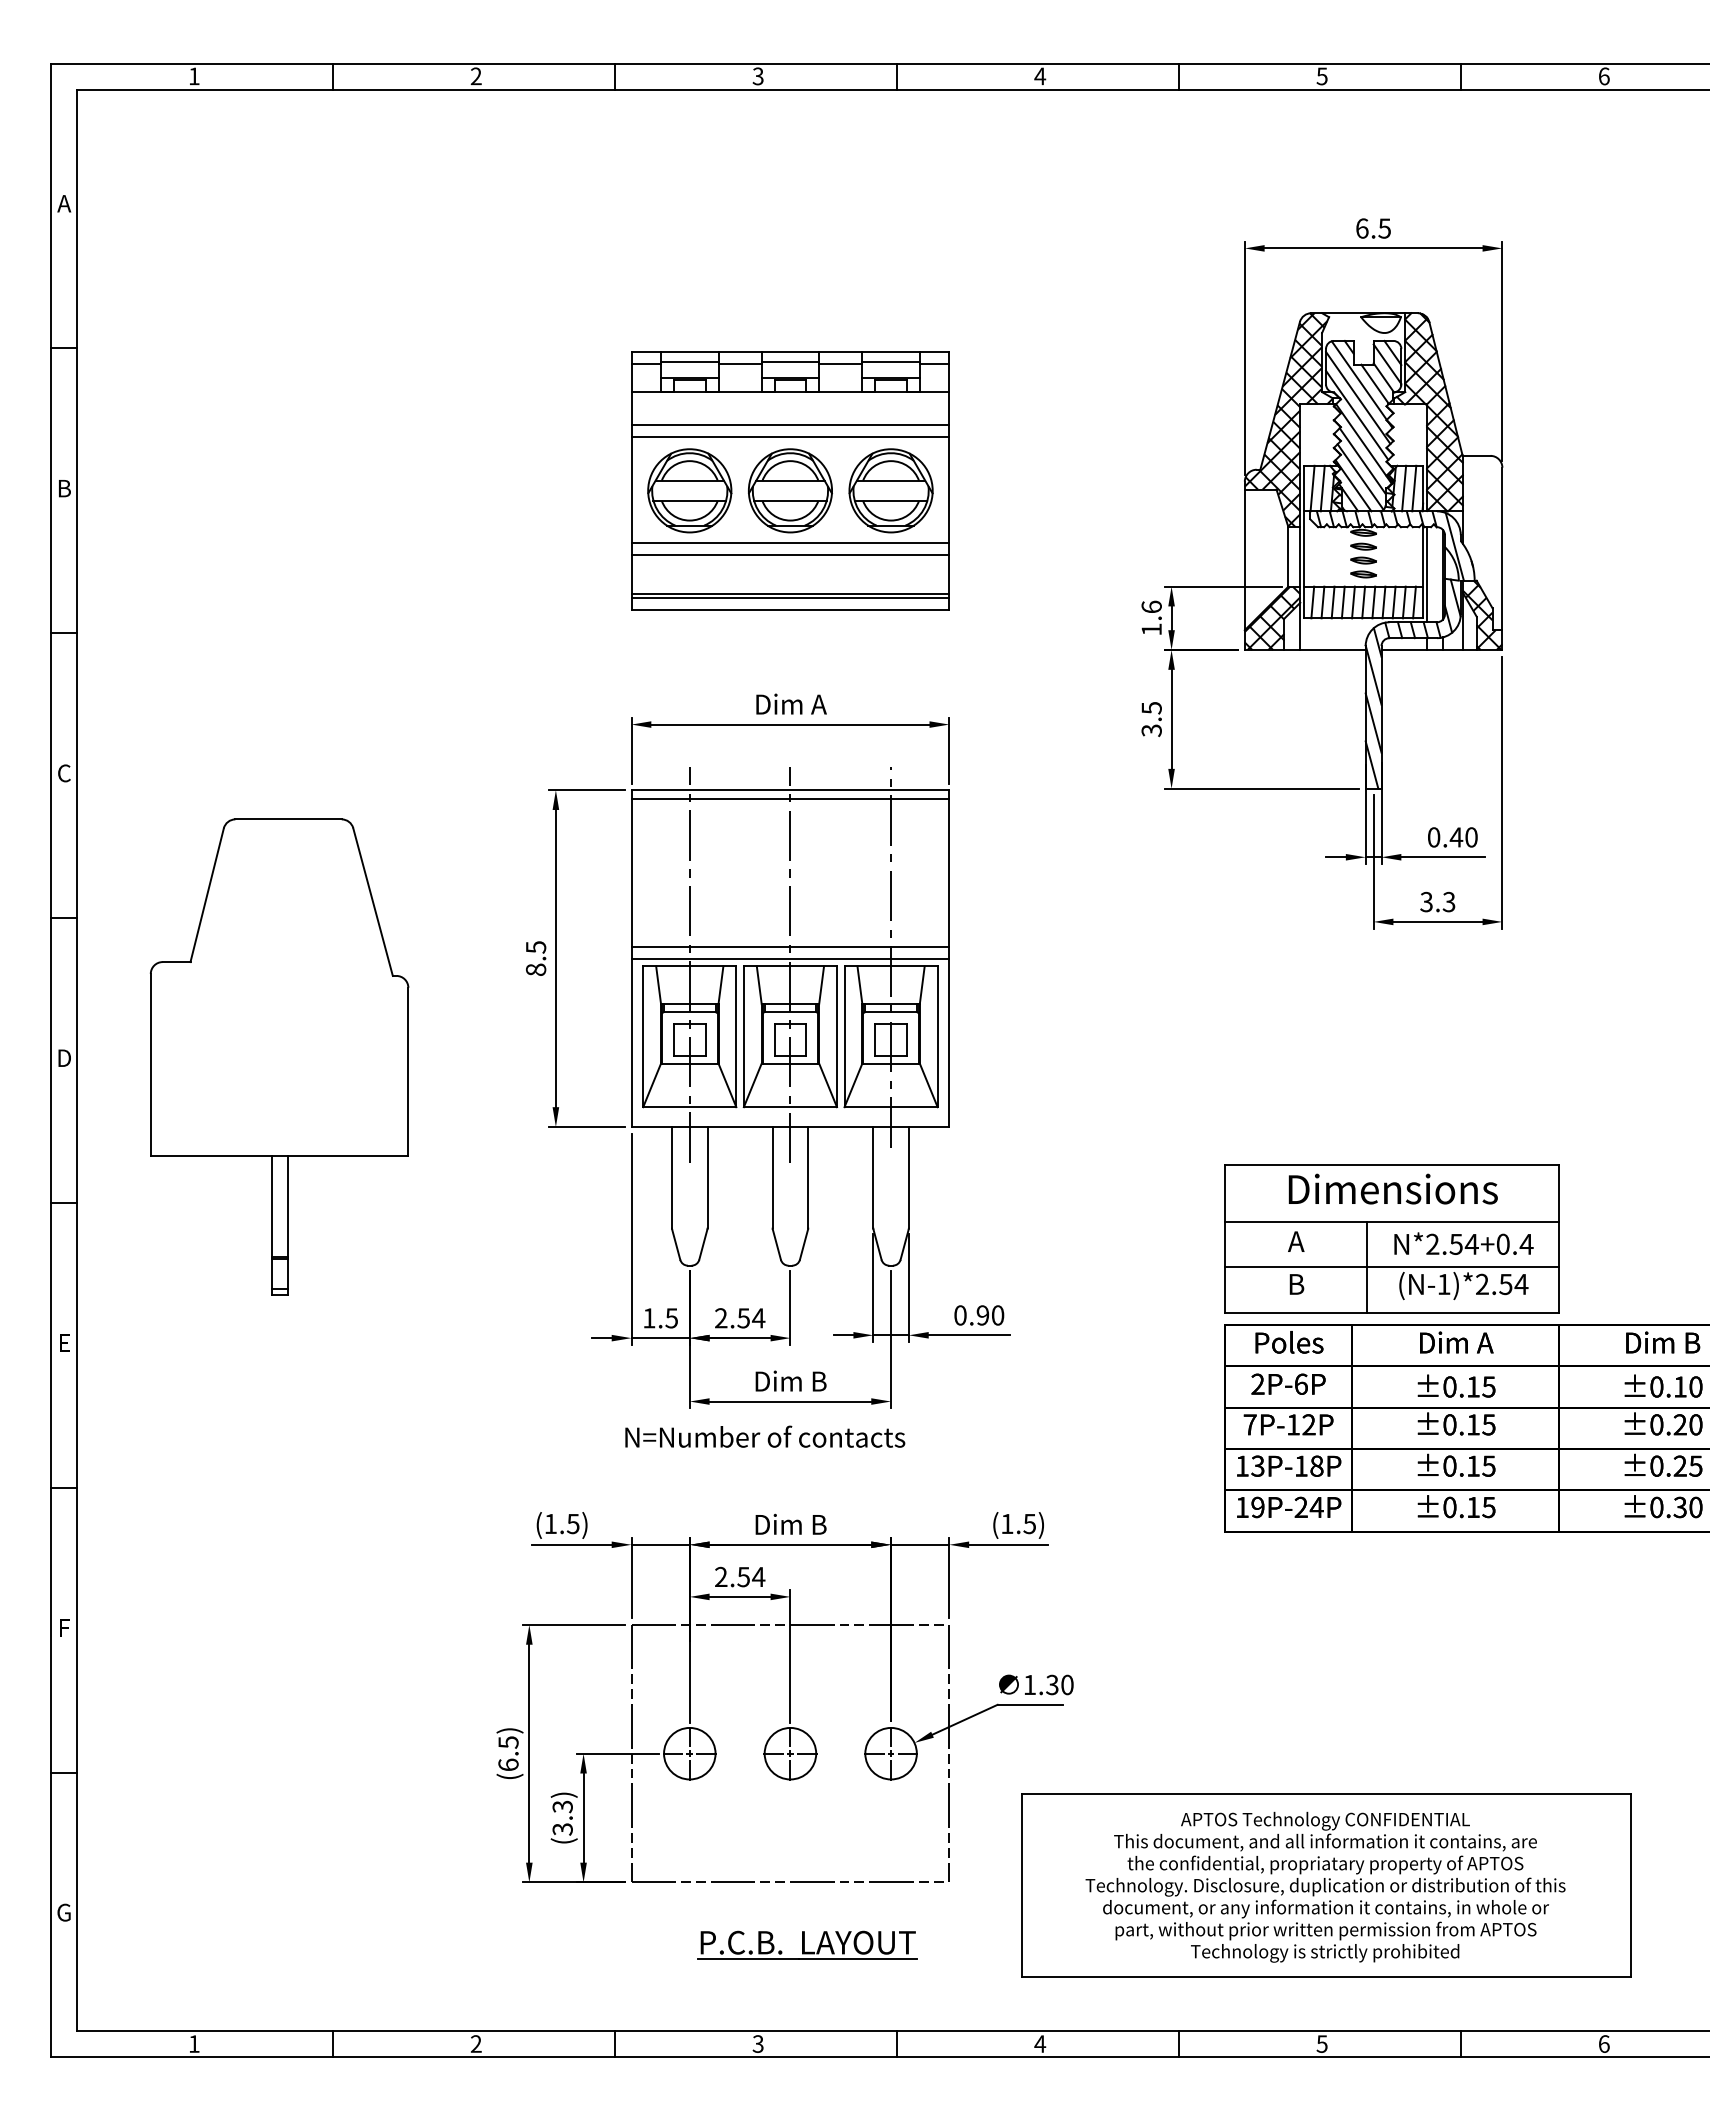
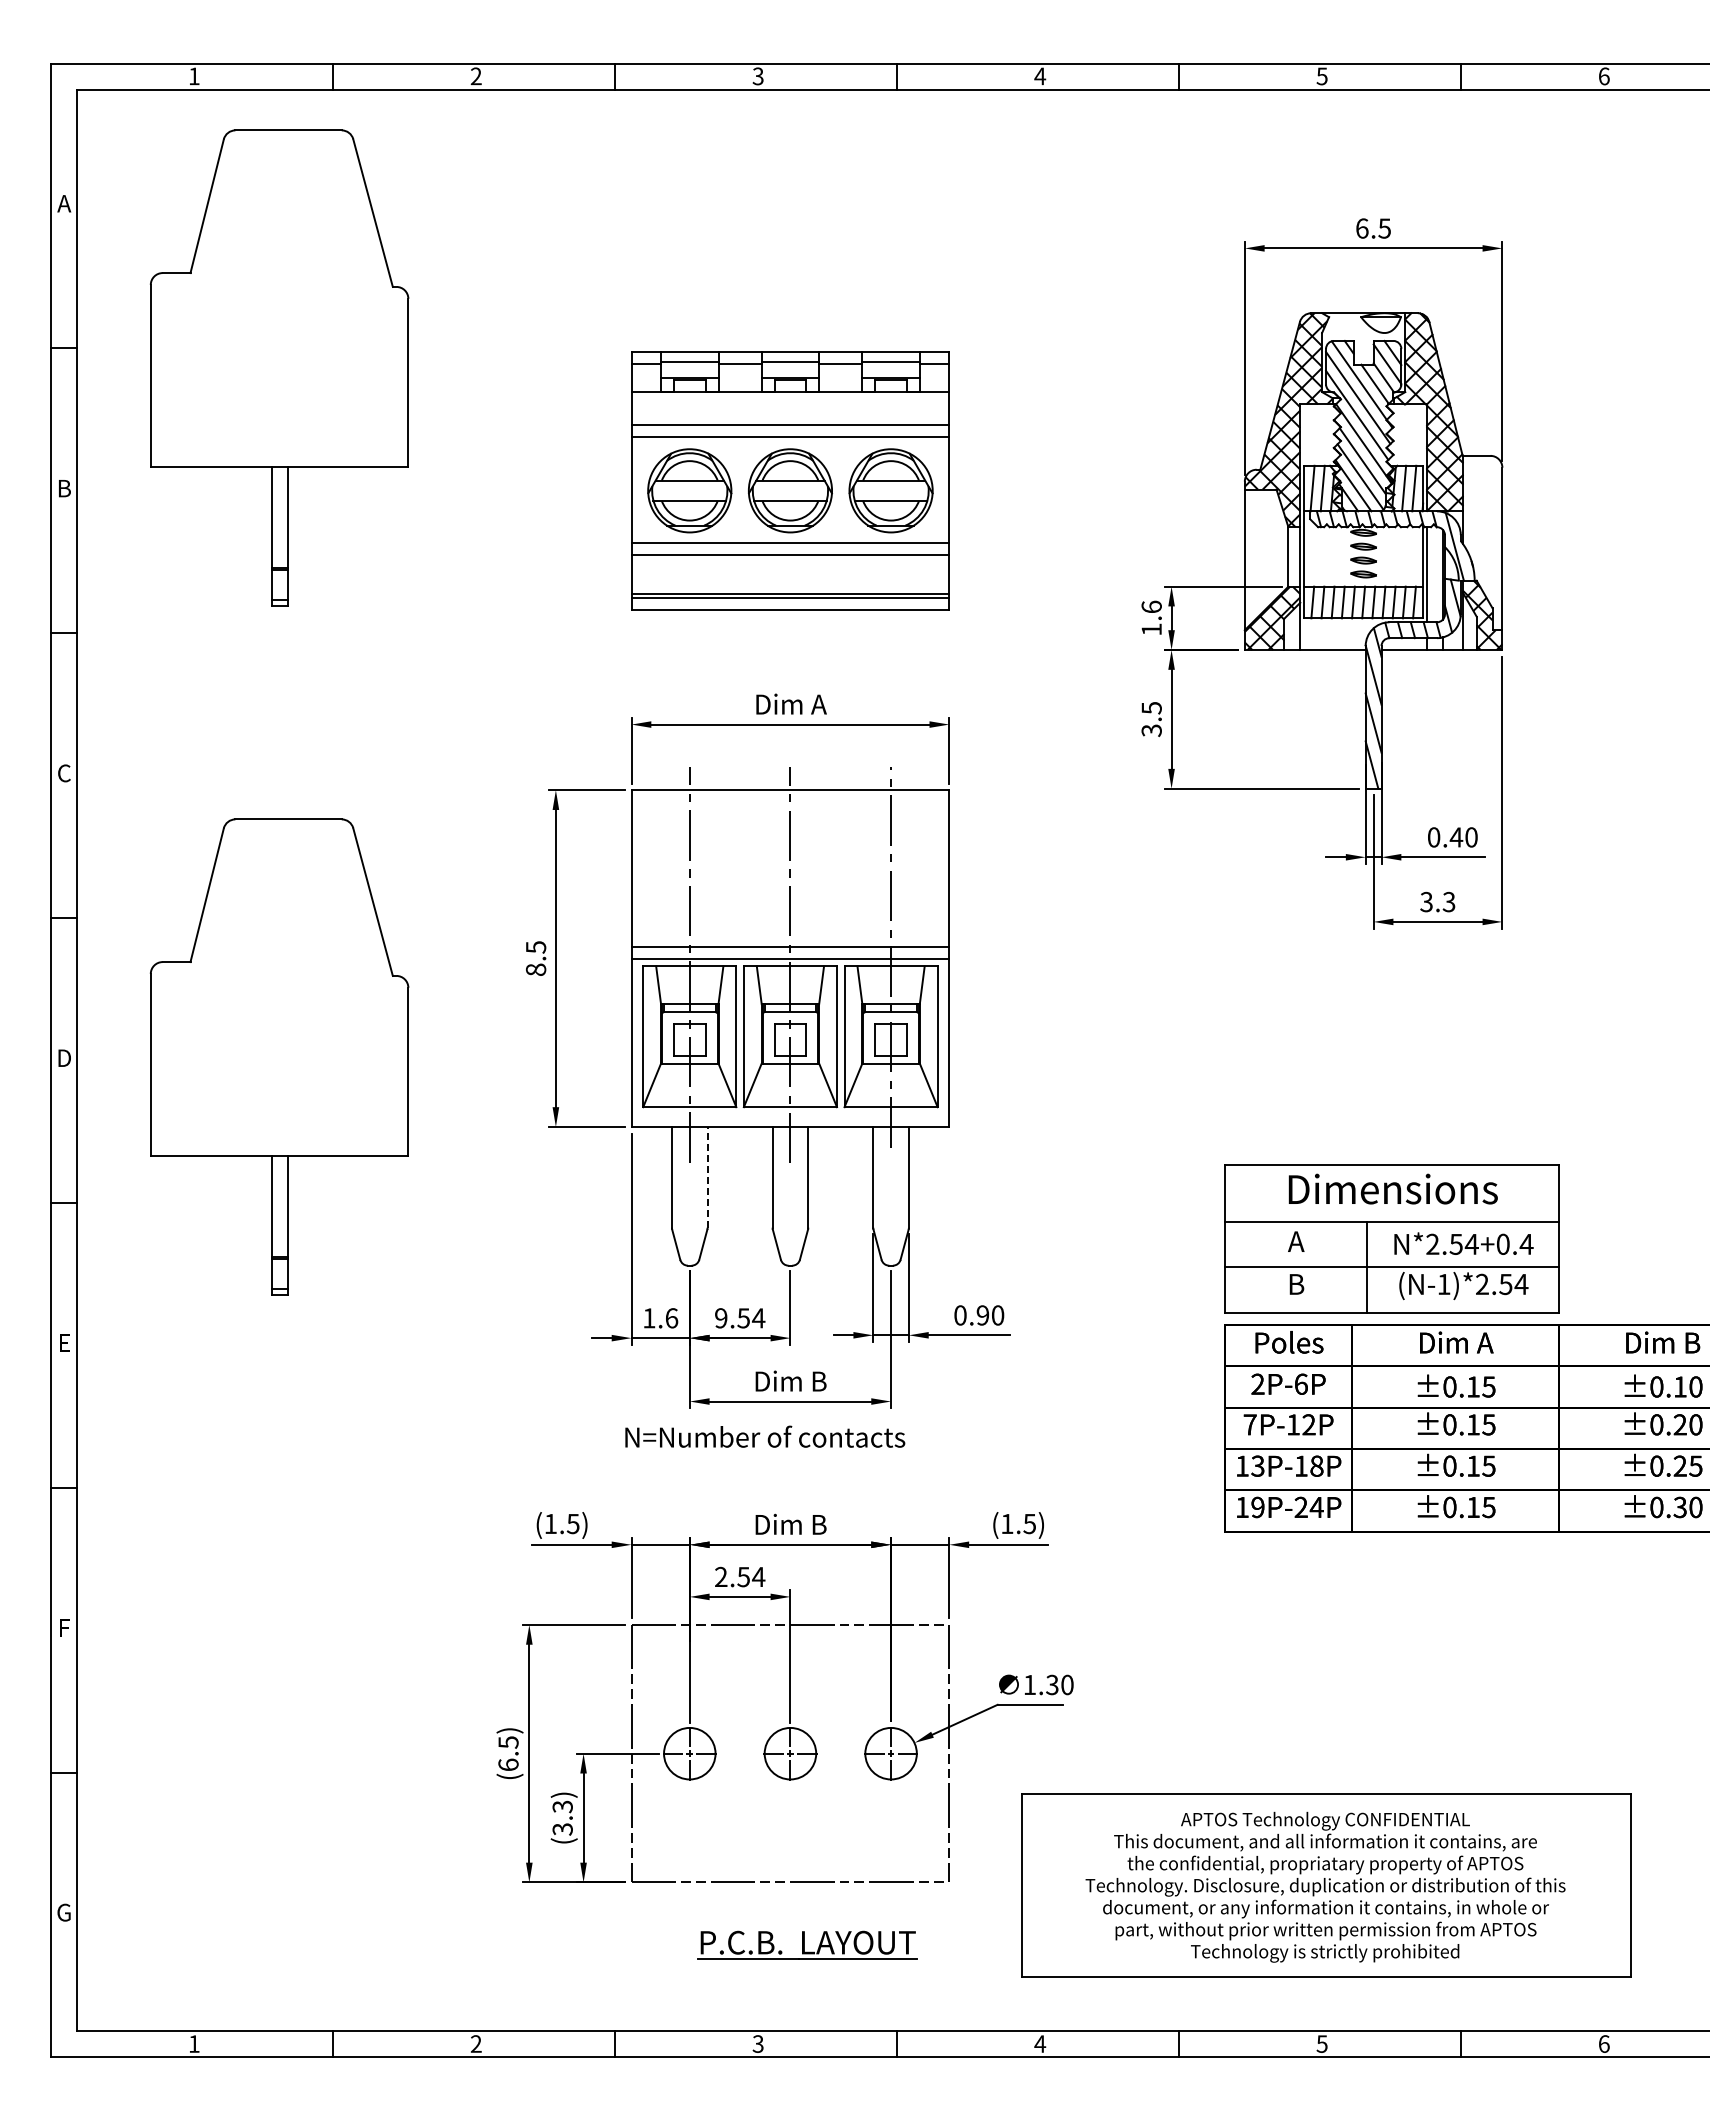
part: none -> present (279, 367)
line: present -> none (790, 798)
line: solid -> dashed (707, 1176)
text: 1.5 -> 1.6 (671, 1318)
text: 2.54 -> 9.54 (721, 1318)
